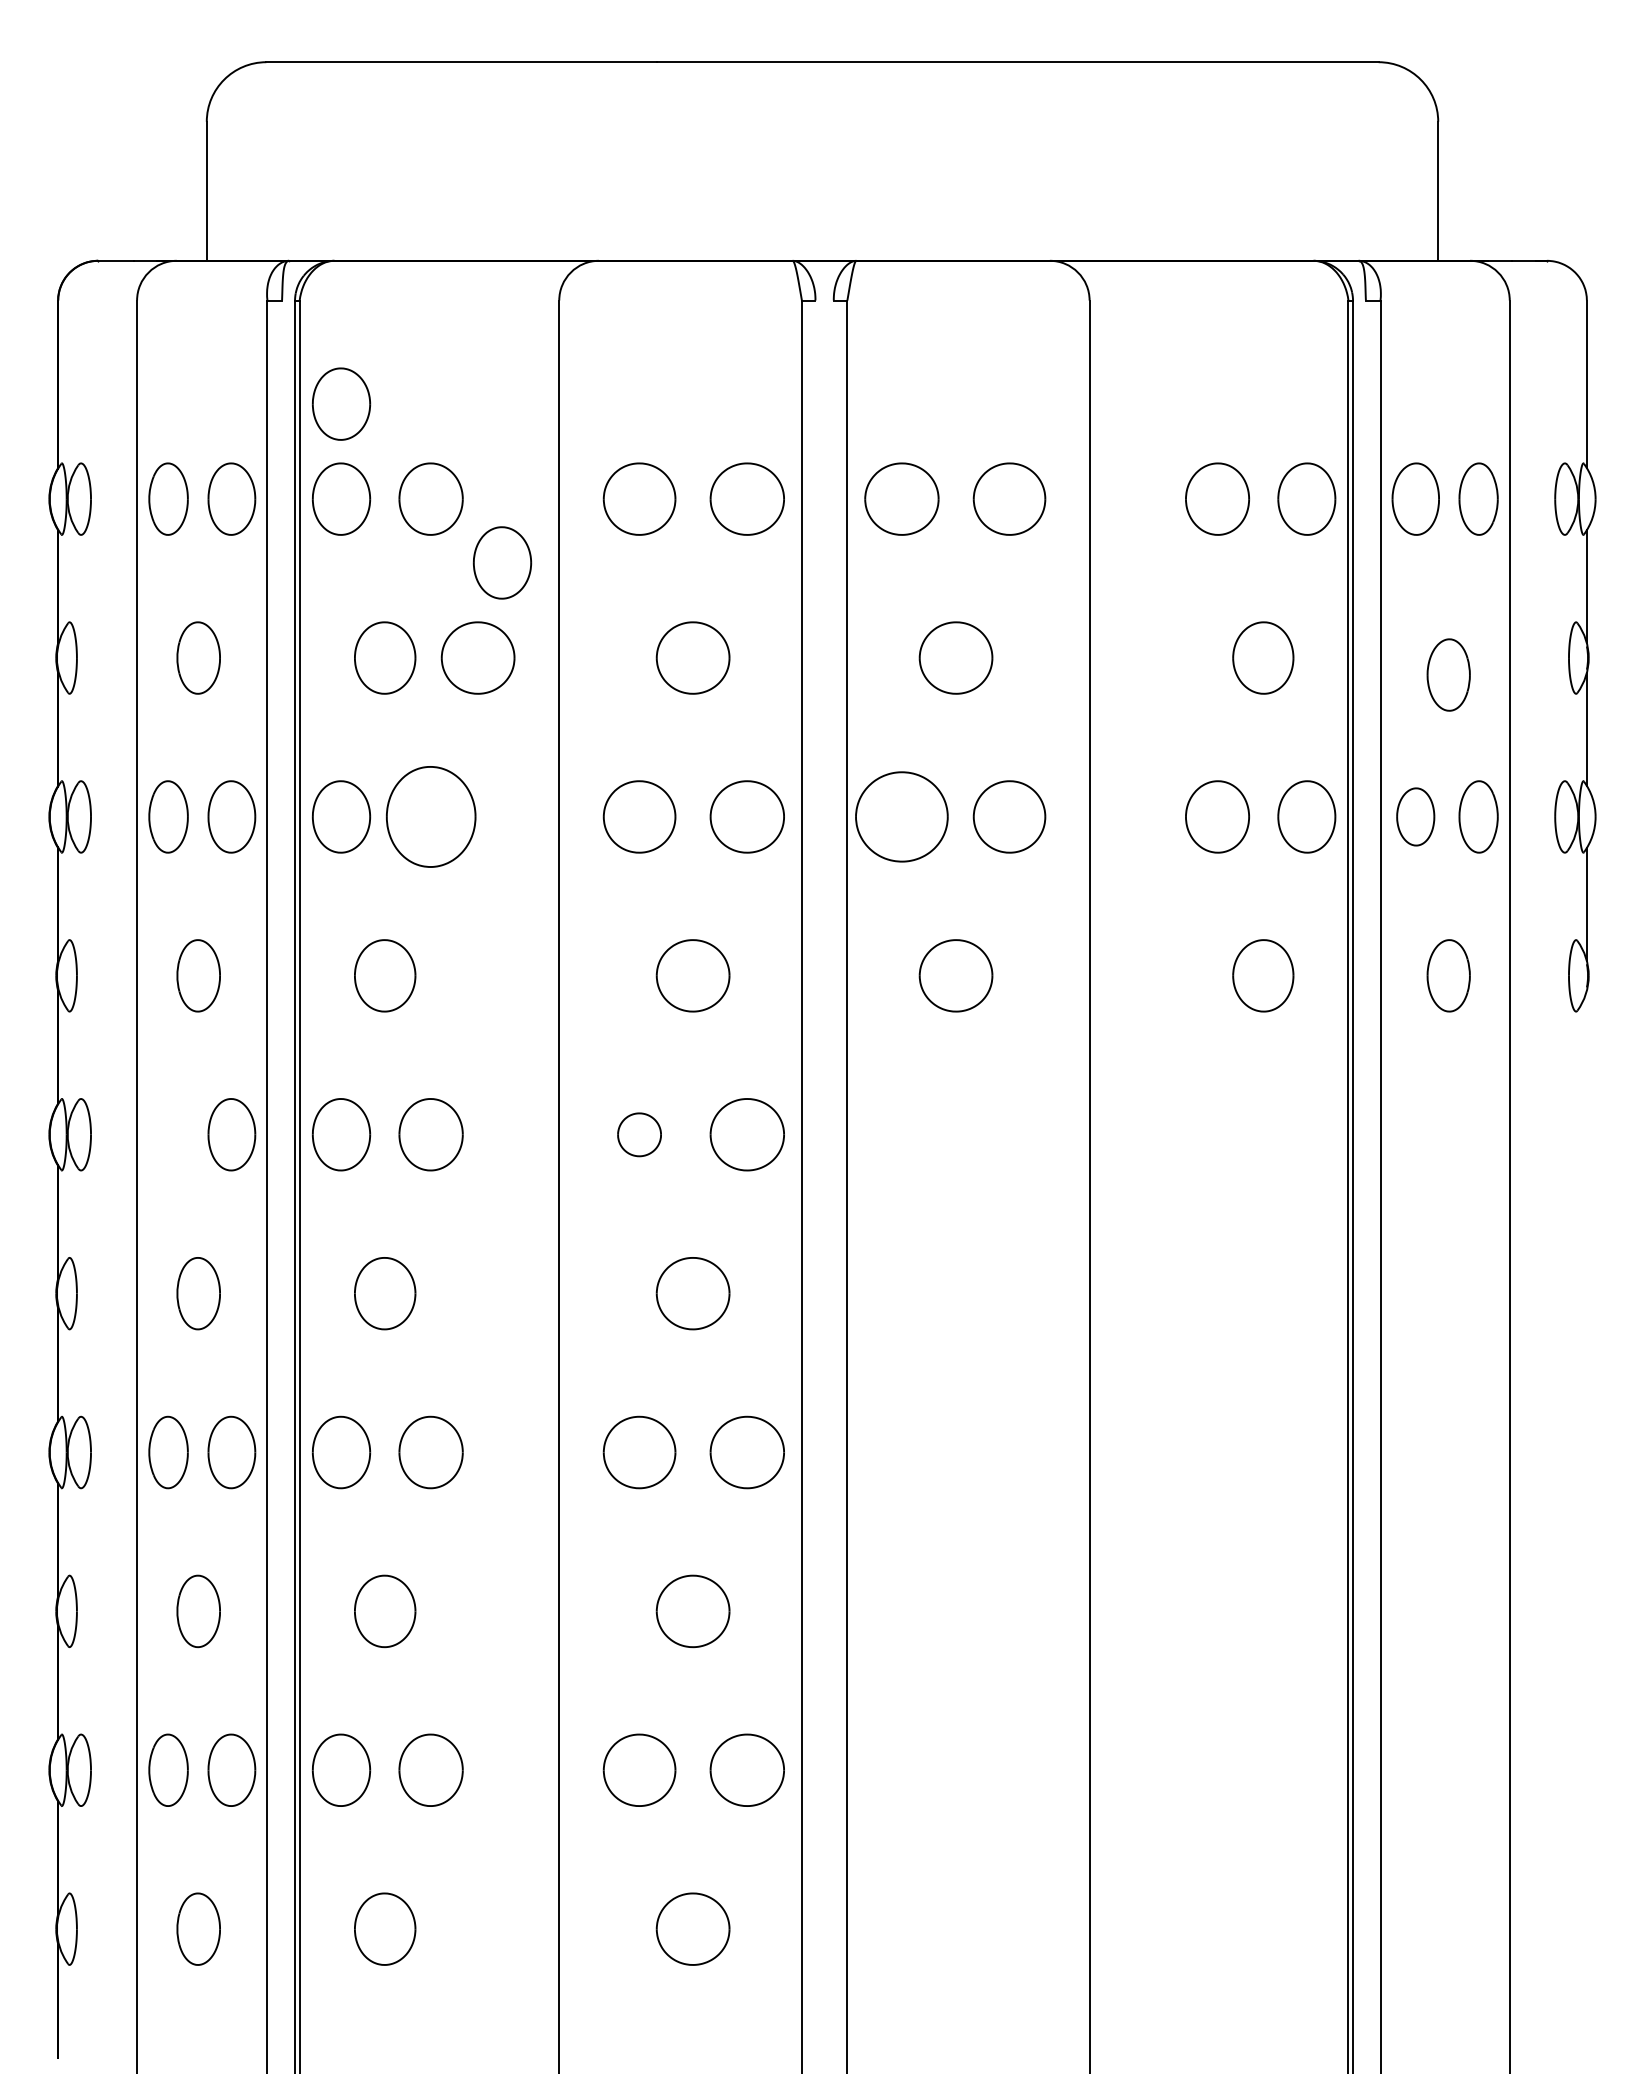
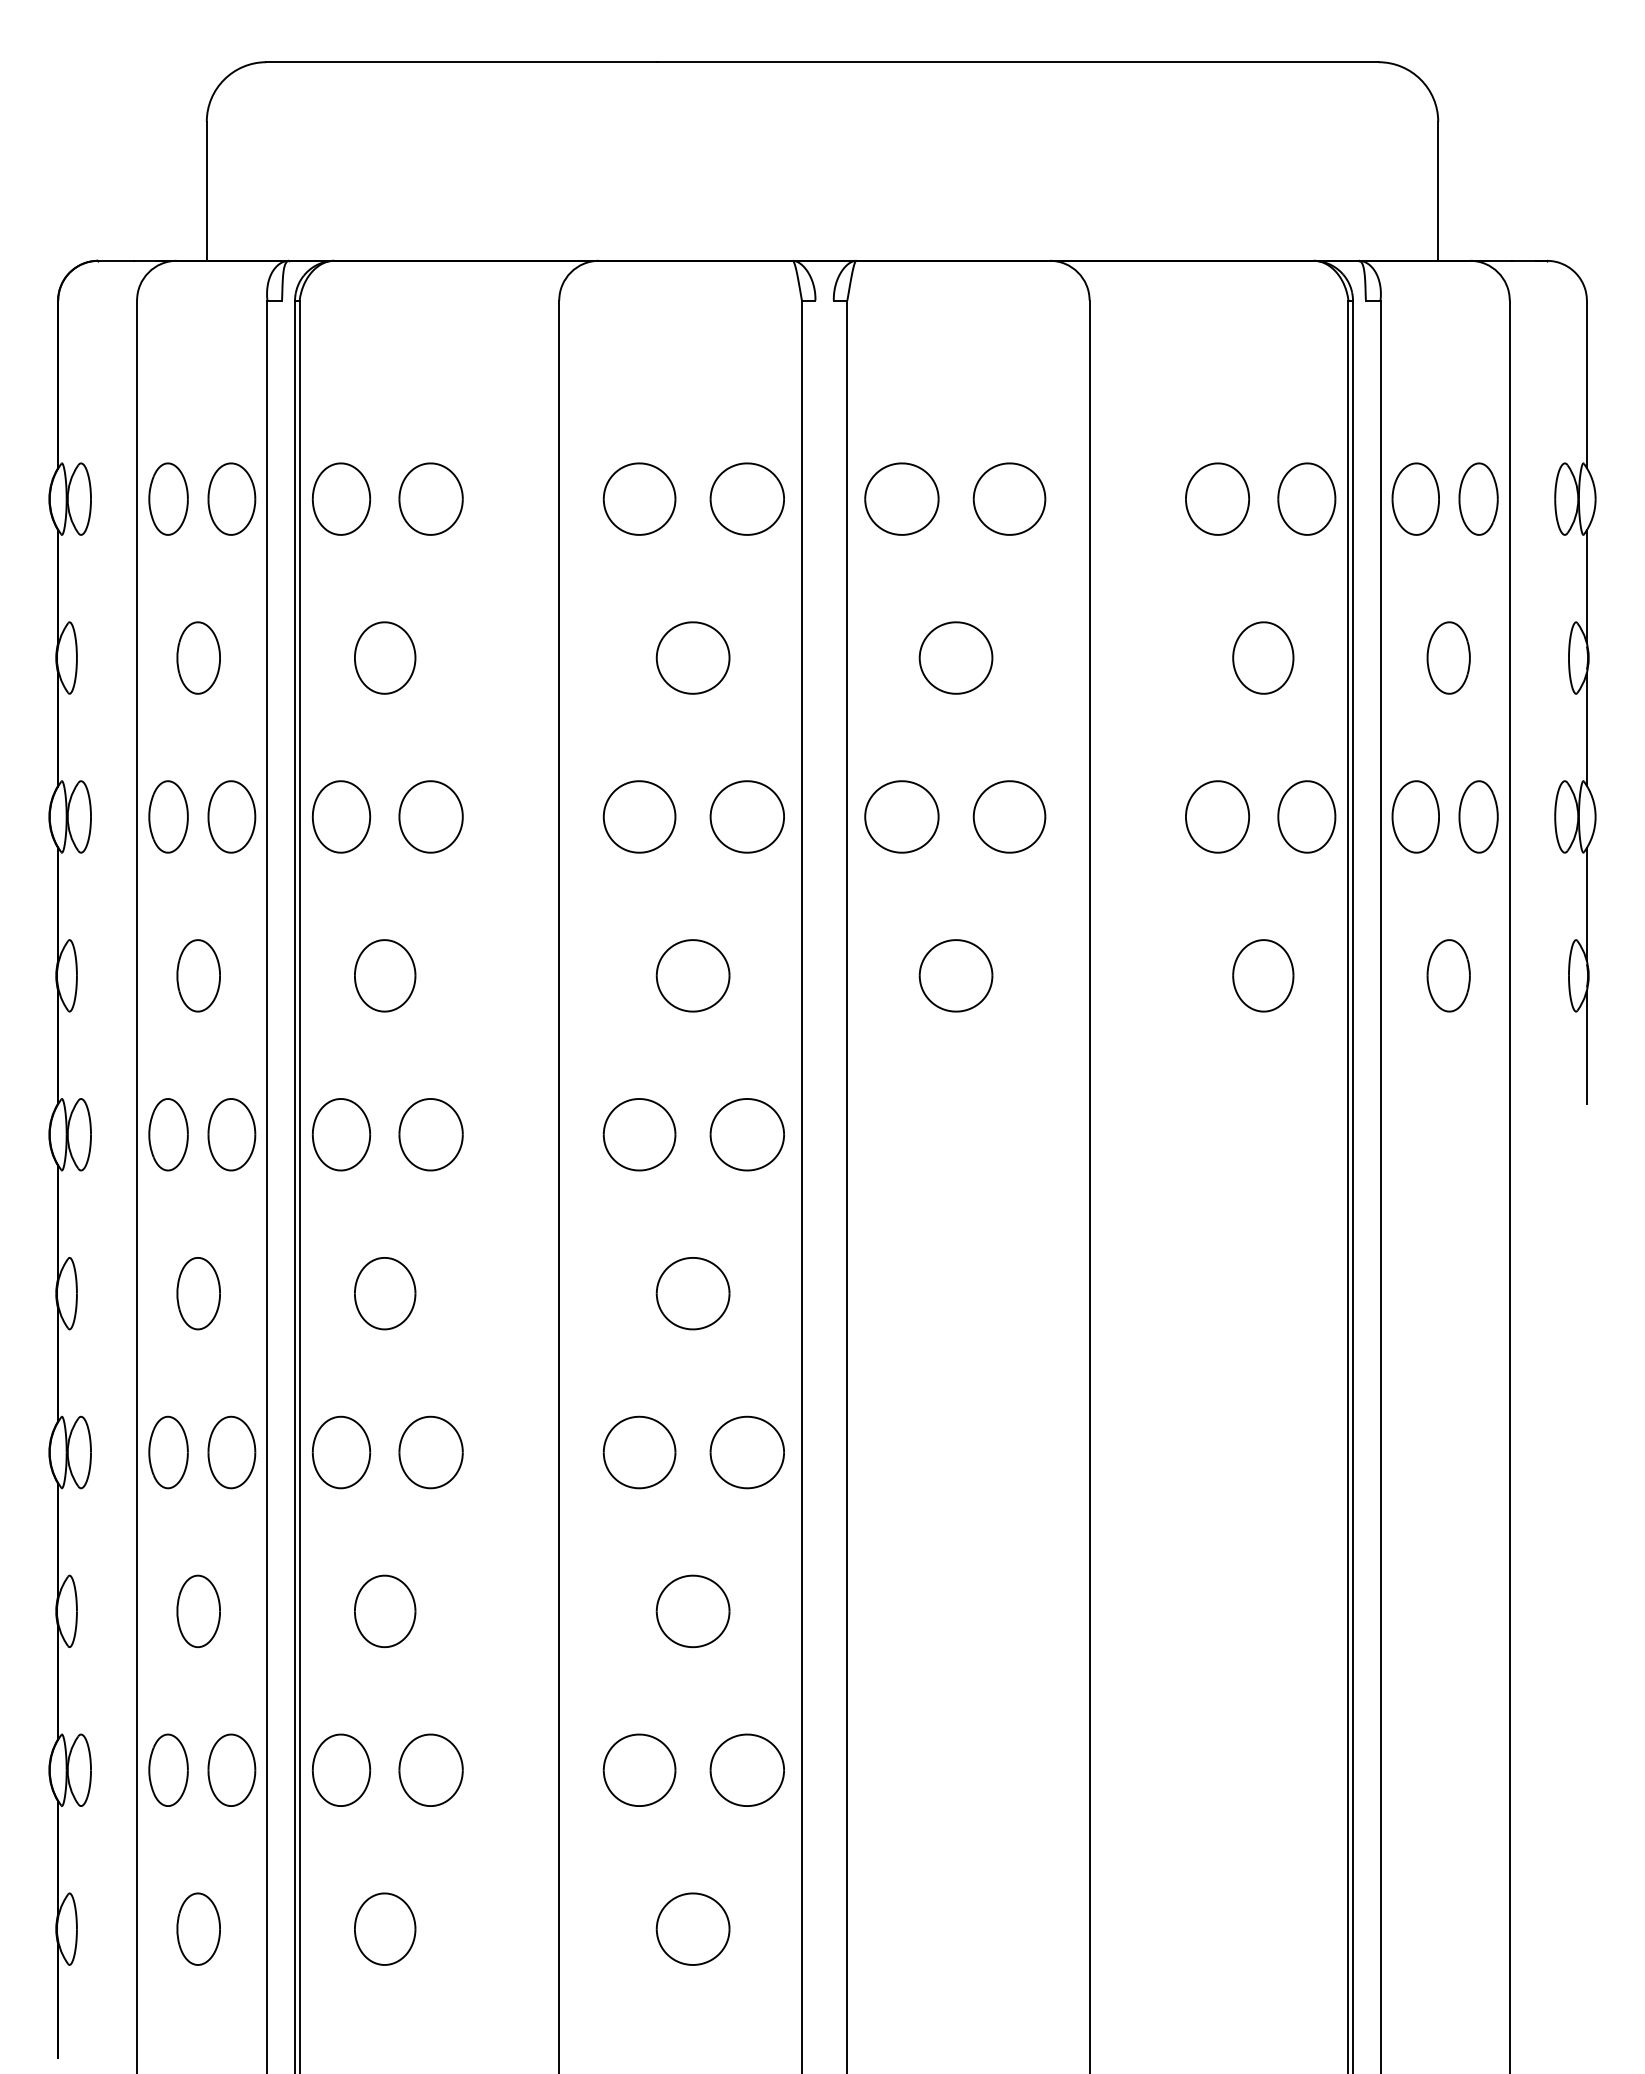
part: present -> none (341, 403)
part: present -> none (502, 562)
part: present -> none (477, 657)
part position: (1448, 674) -> (1448, 657) (1448, 657)
part size: 91x102 px -> 66x74 px (430, 816)
part size: 94x92 px -> 76x74 px (901, 816)
part size: 40x60 px -> 49x74 px (1415, 816)
line: none -> present (1586, 1046)
part: none -> present (168, 1134)
part size: 45x46 px -> 75x74 px (639, 1134)
